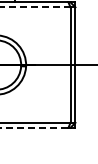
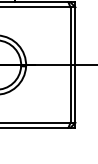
line: dashed -> solid (35, 7)
line: dashed -> solid (34, 127)
